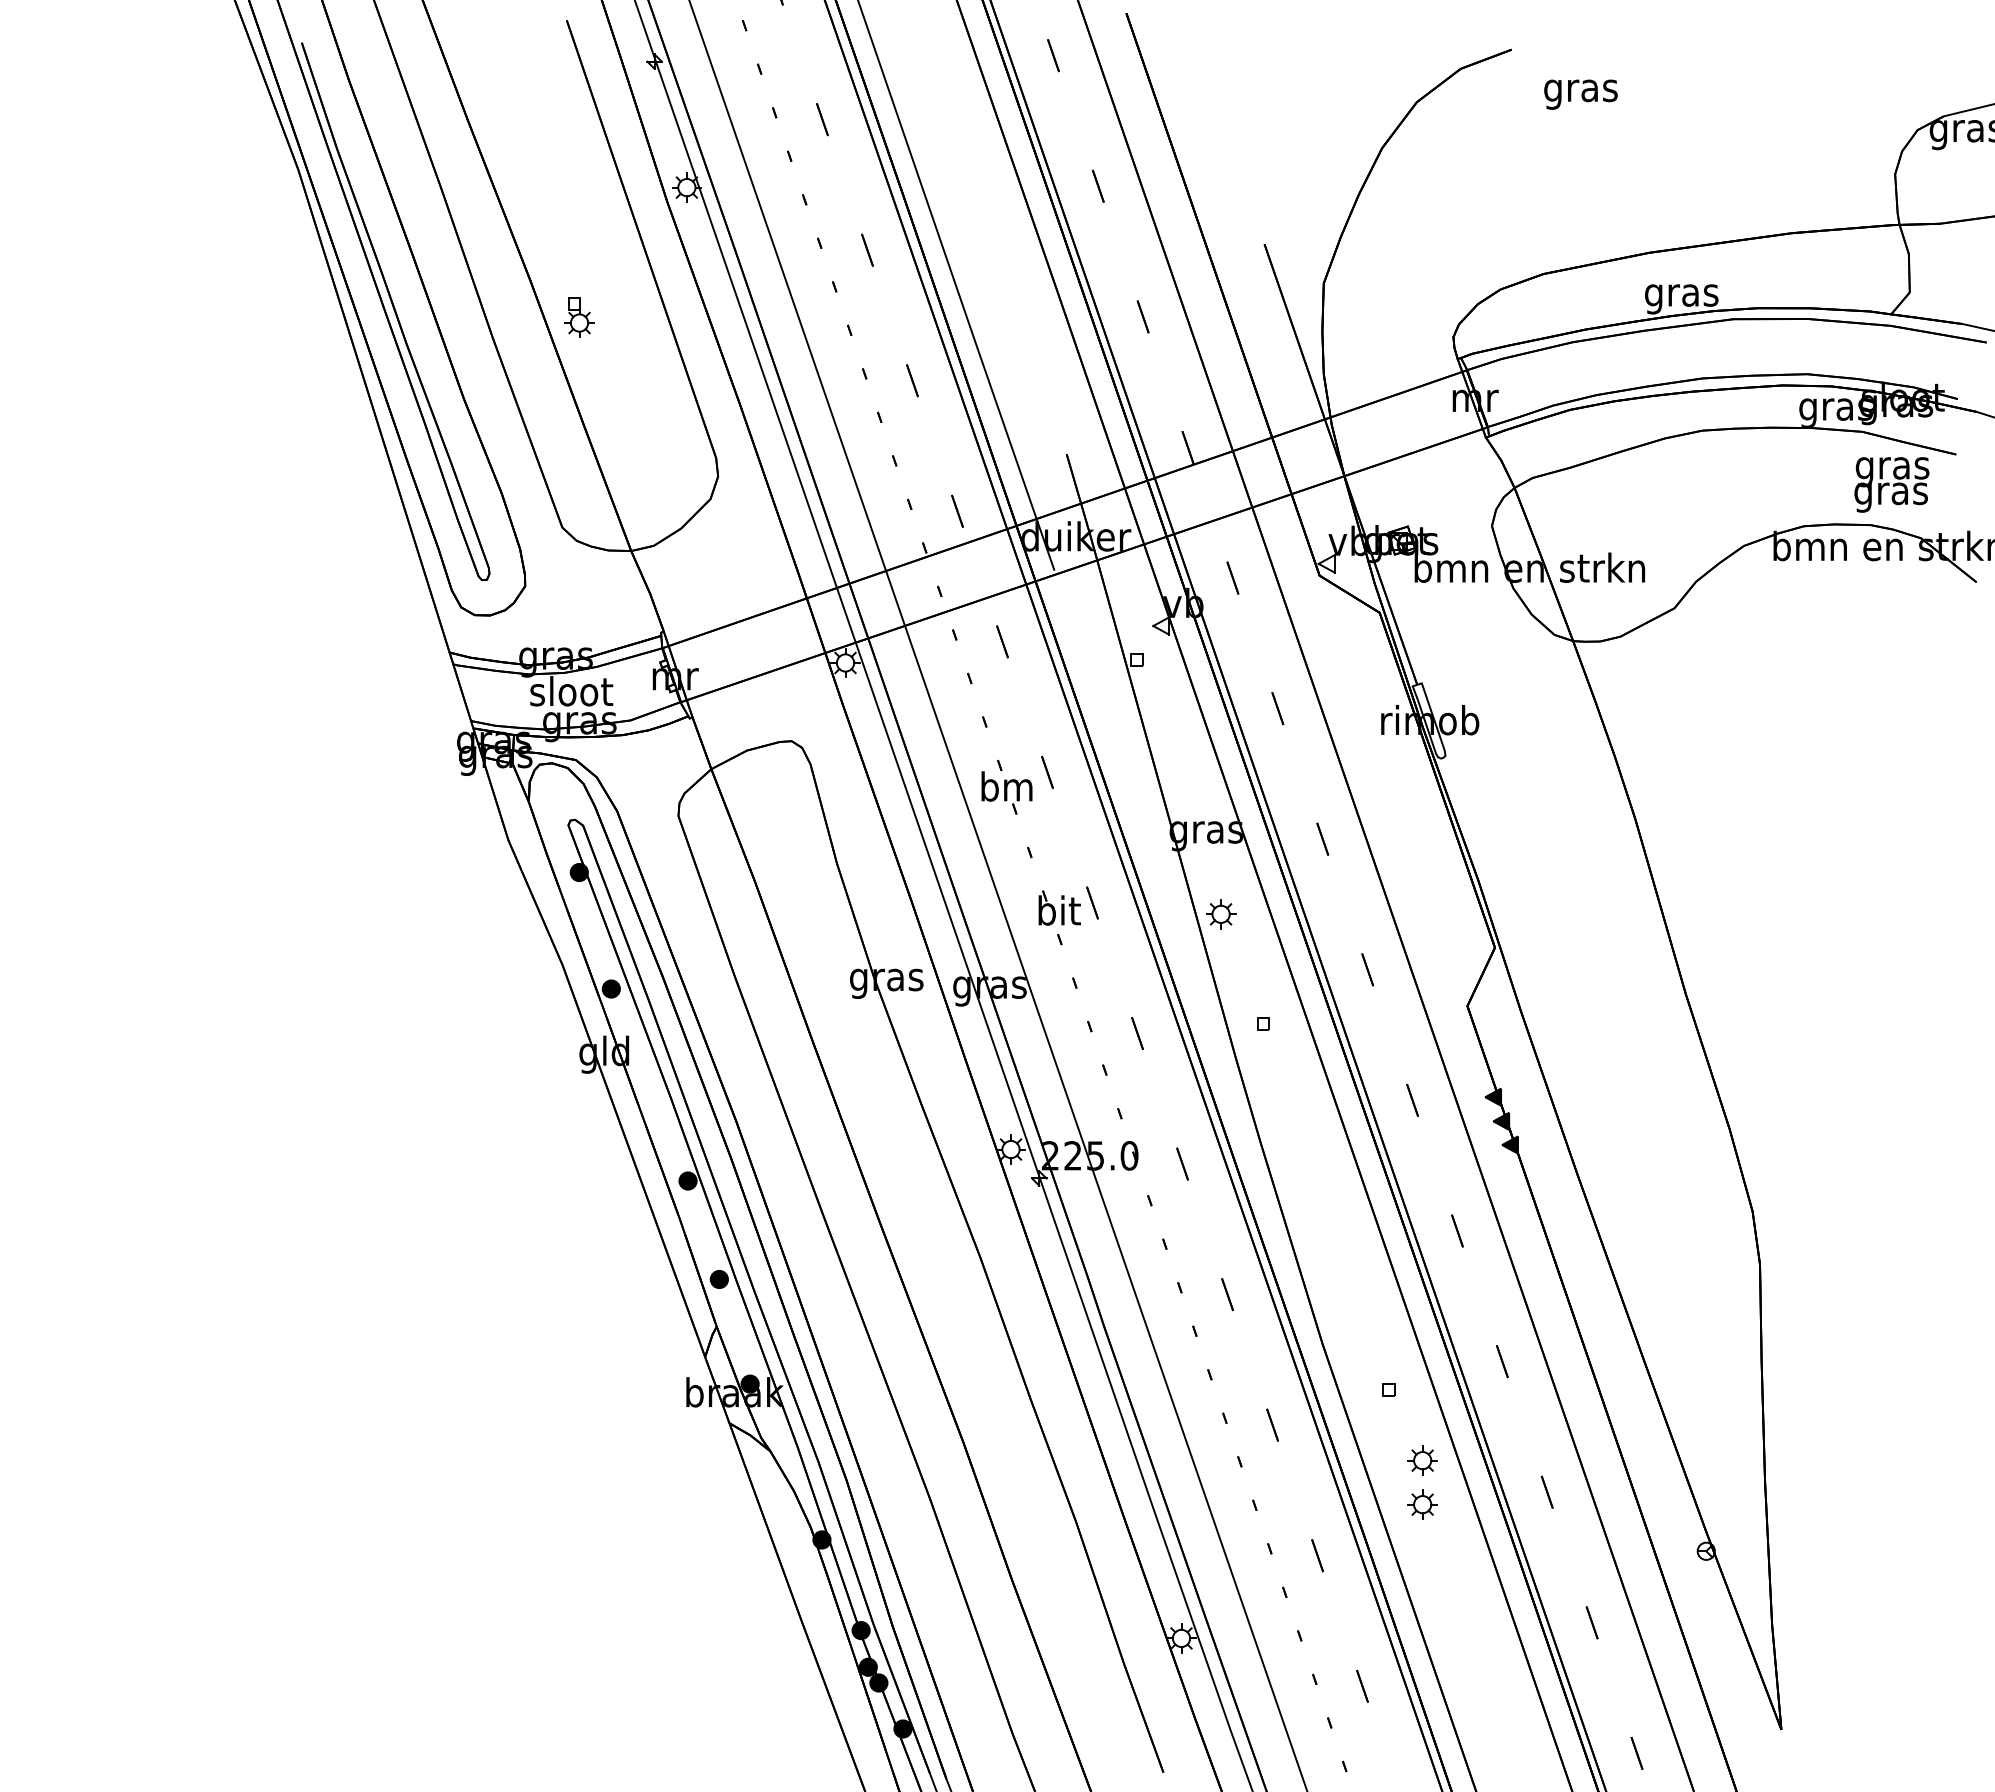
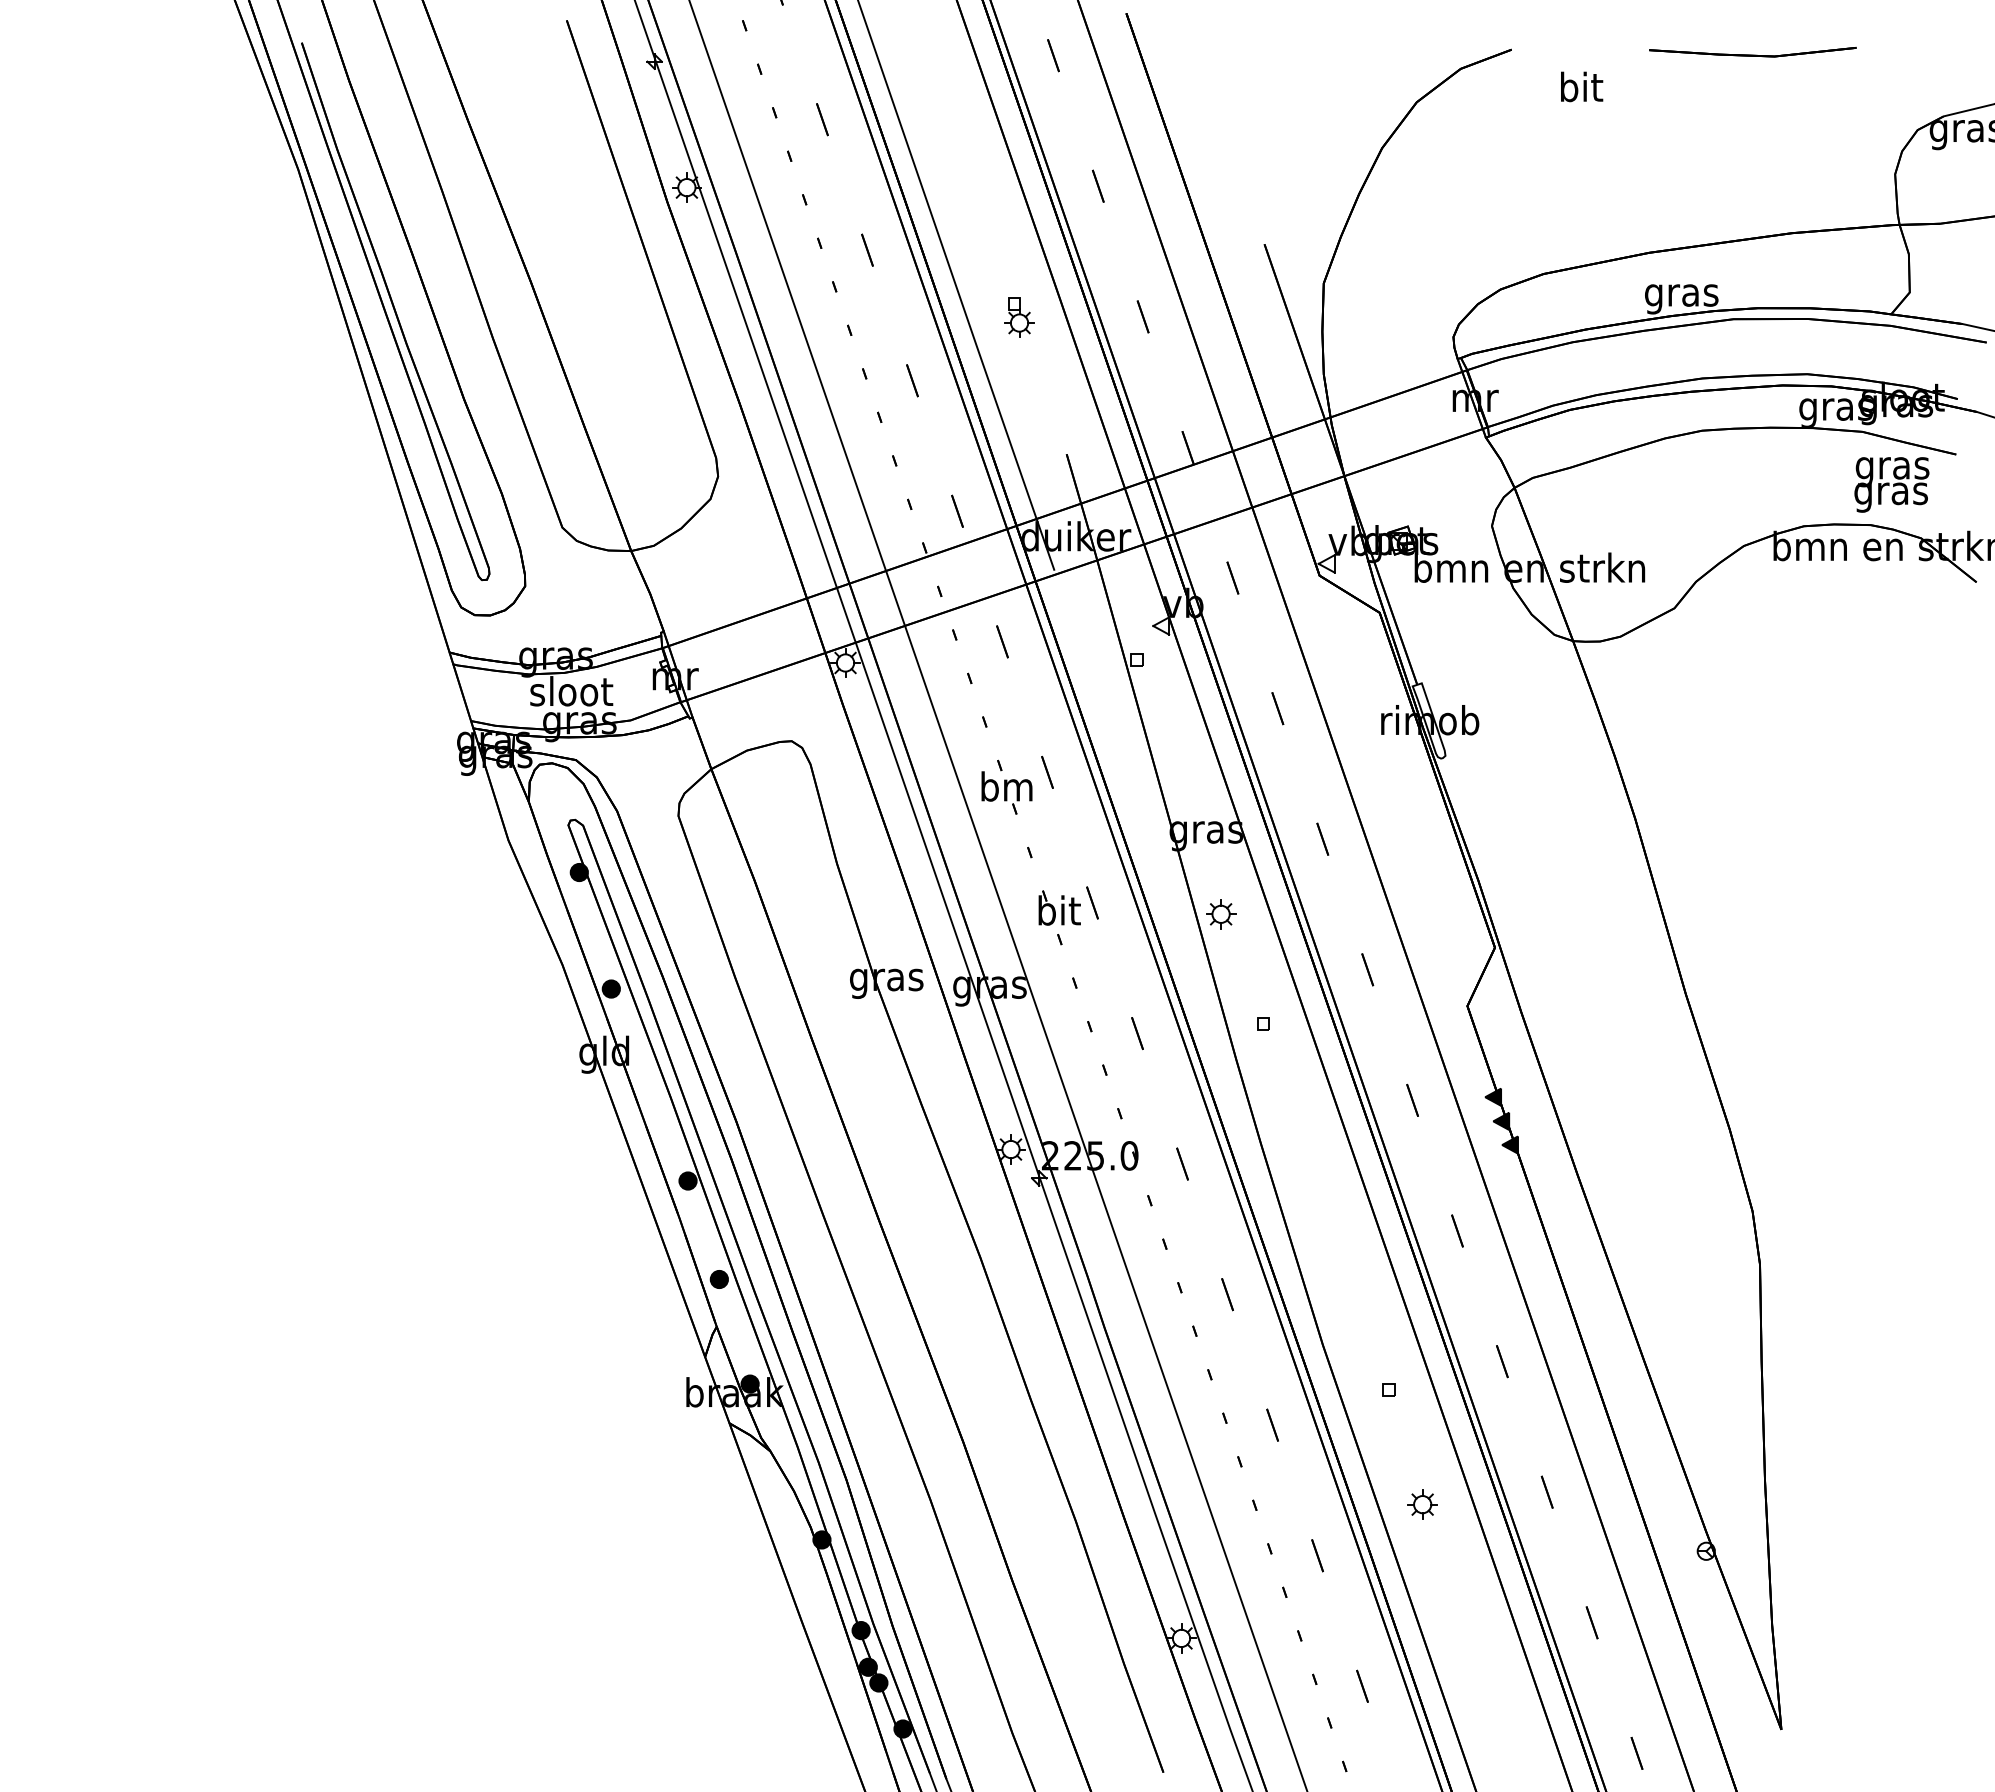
part: none -> present (1752, 52)
text: gras -> bit (1580, 90)
part position: (579, 317) -> (1019, 317) (1019, 317)
part: present -> none (1422, 1460)
